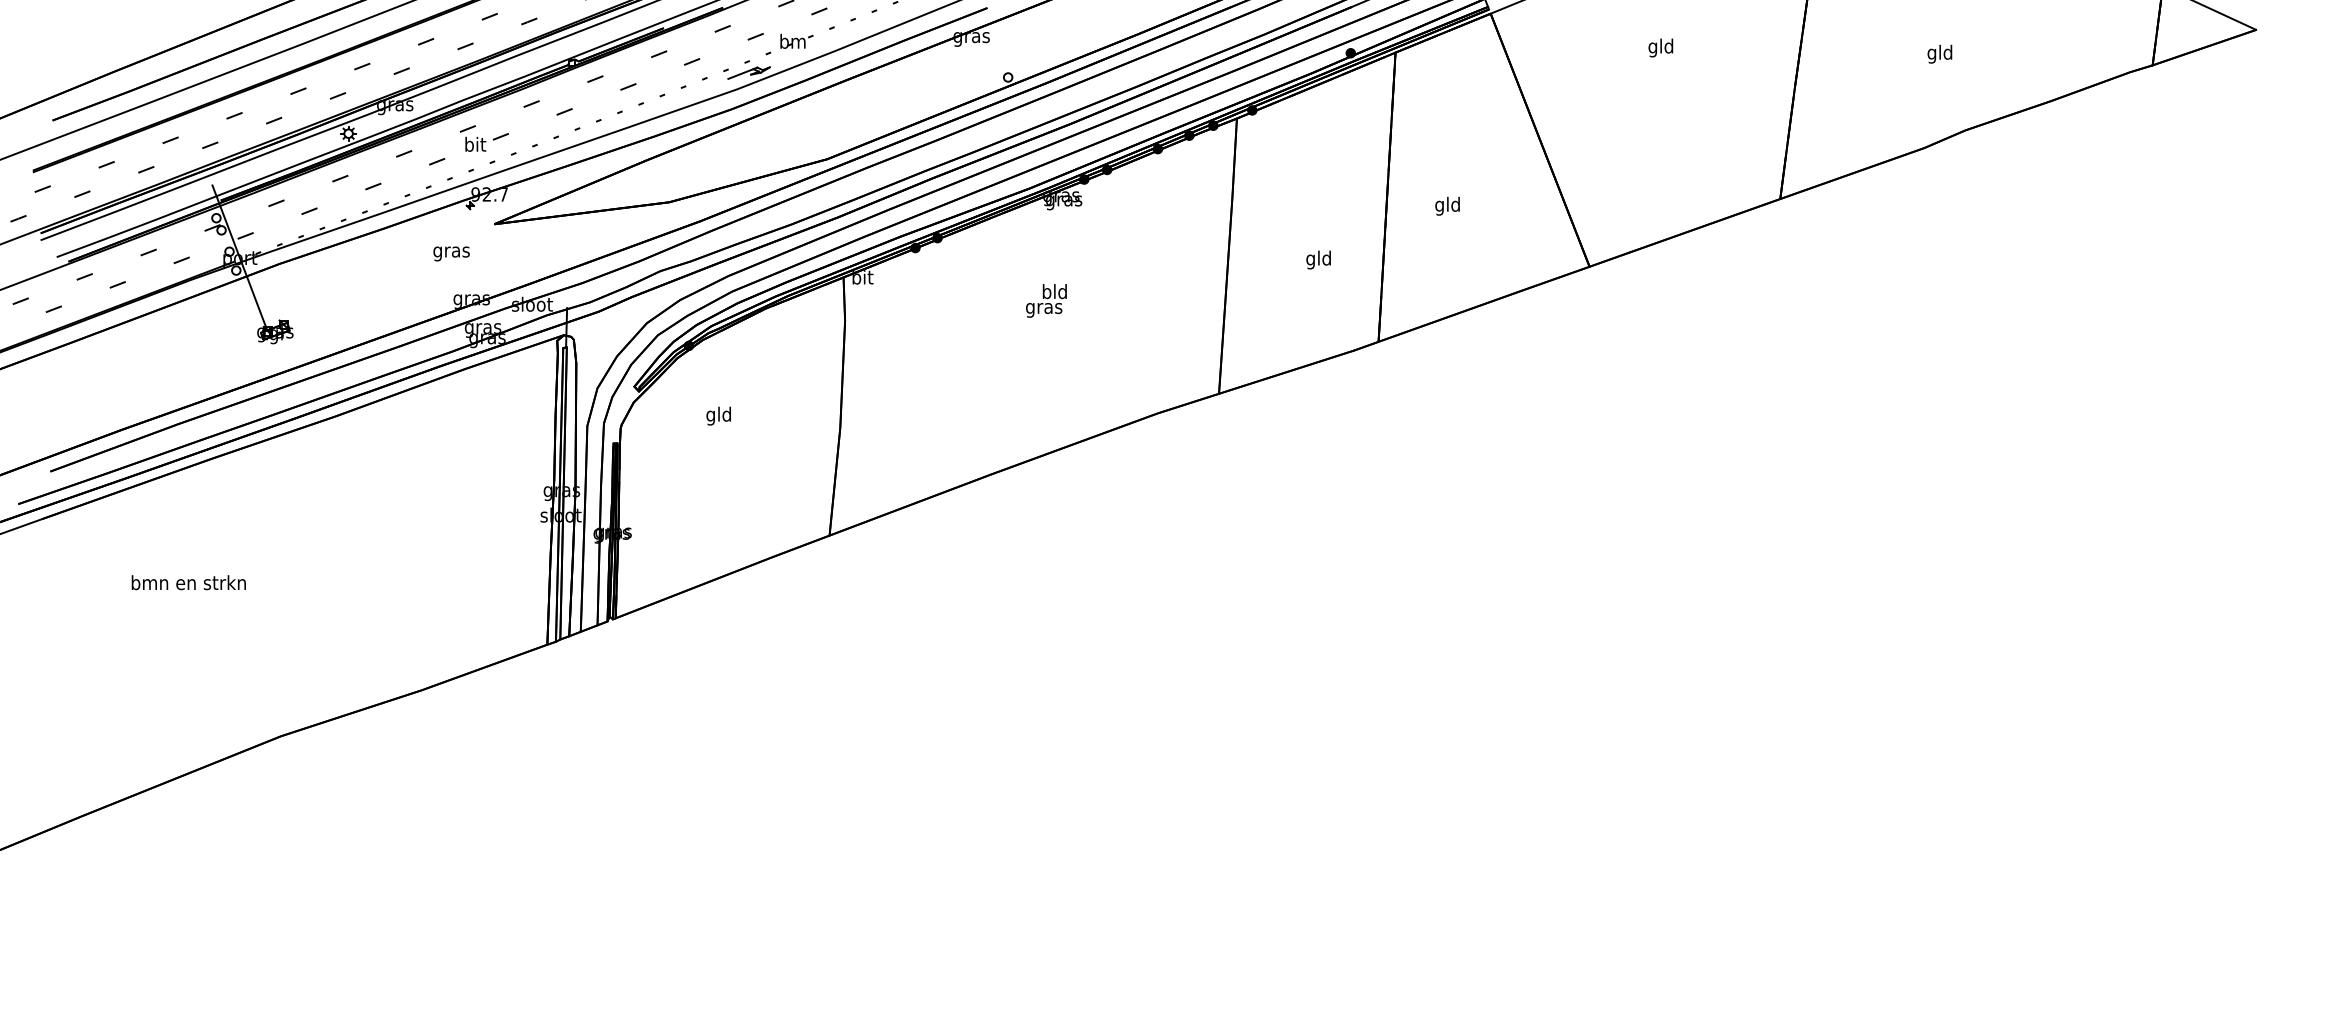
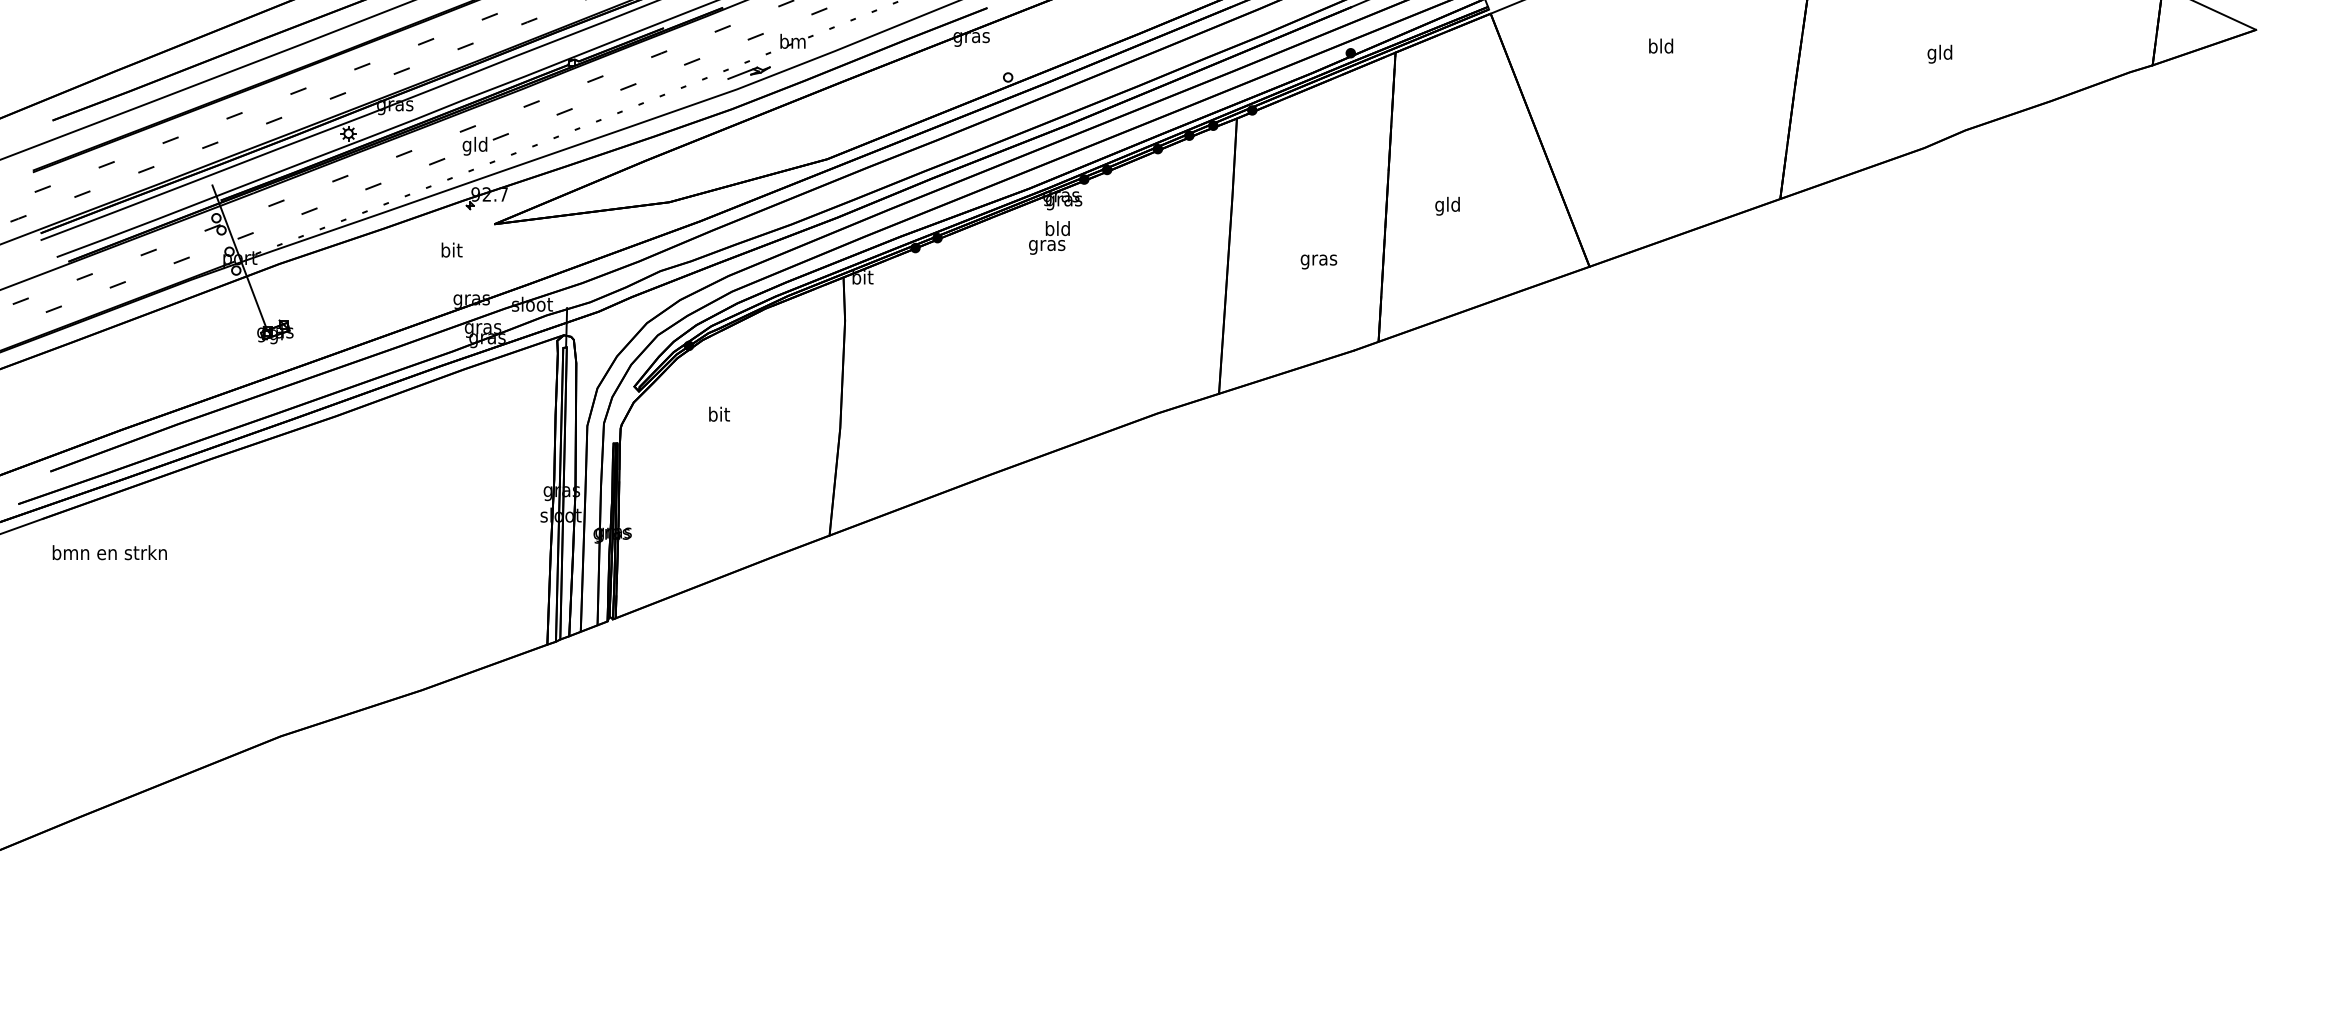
text: gld -> bld (1652, 47)
text: bit -> gld (474, 145)
text: gras -> bit (451, 251)
text: gld -> gras (1318, 259)
text position: (1046, 300) -> (1049, 237) (1049, 237)
text: gld -> bit (718, 415)
text position: (188, 582) -> (109, 552) (109, 552)
